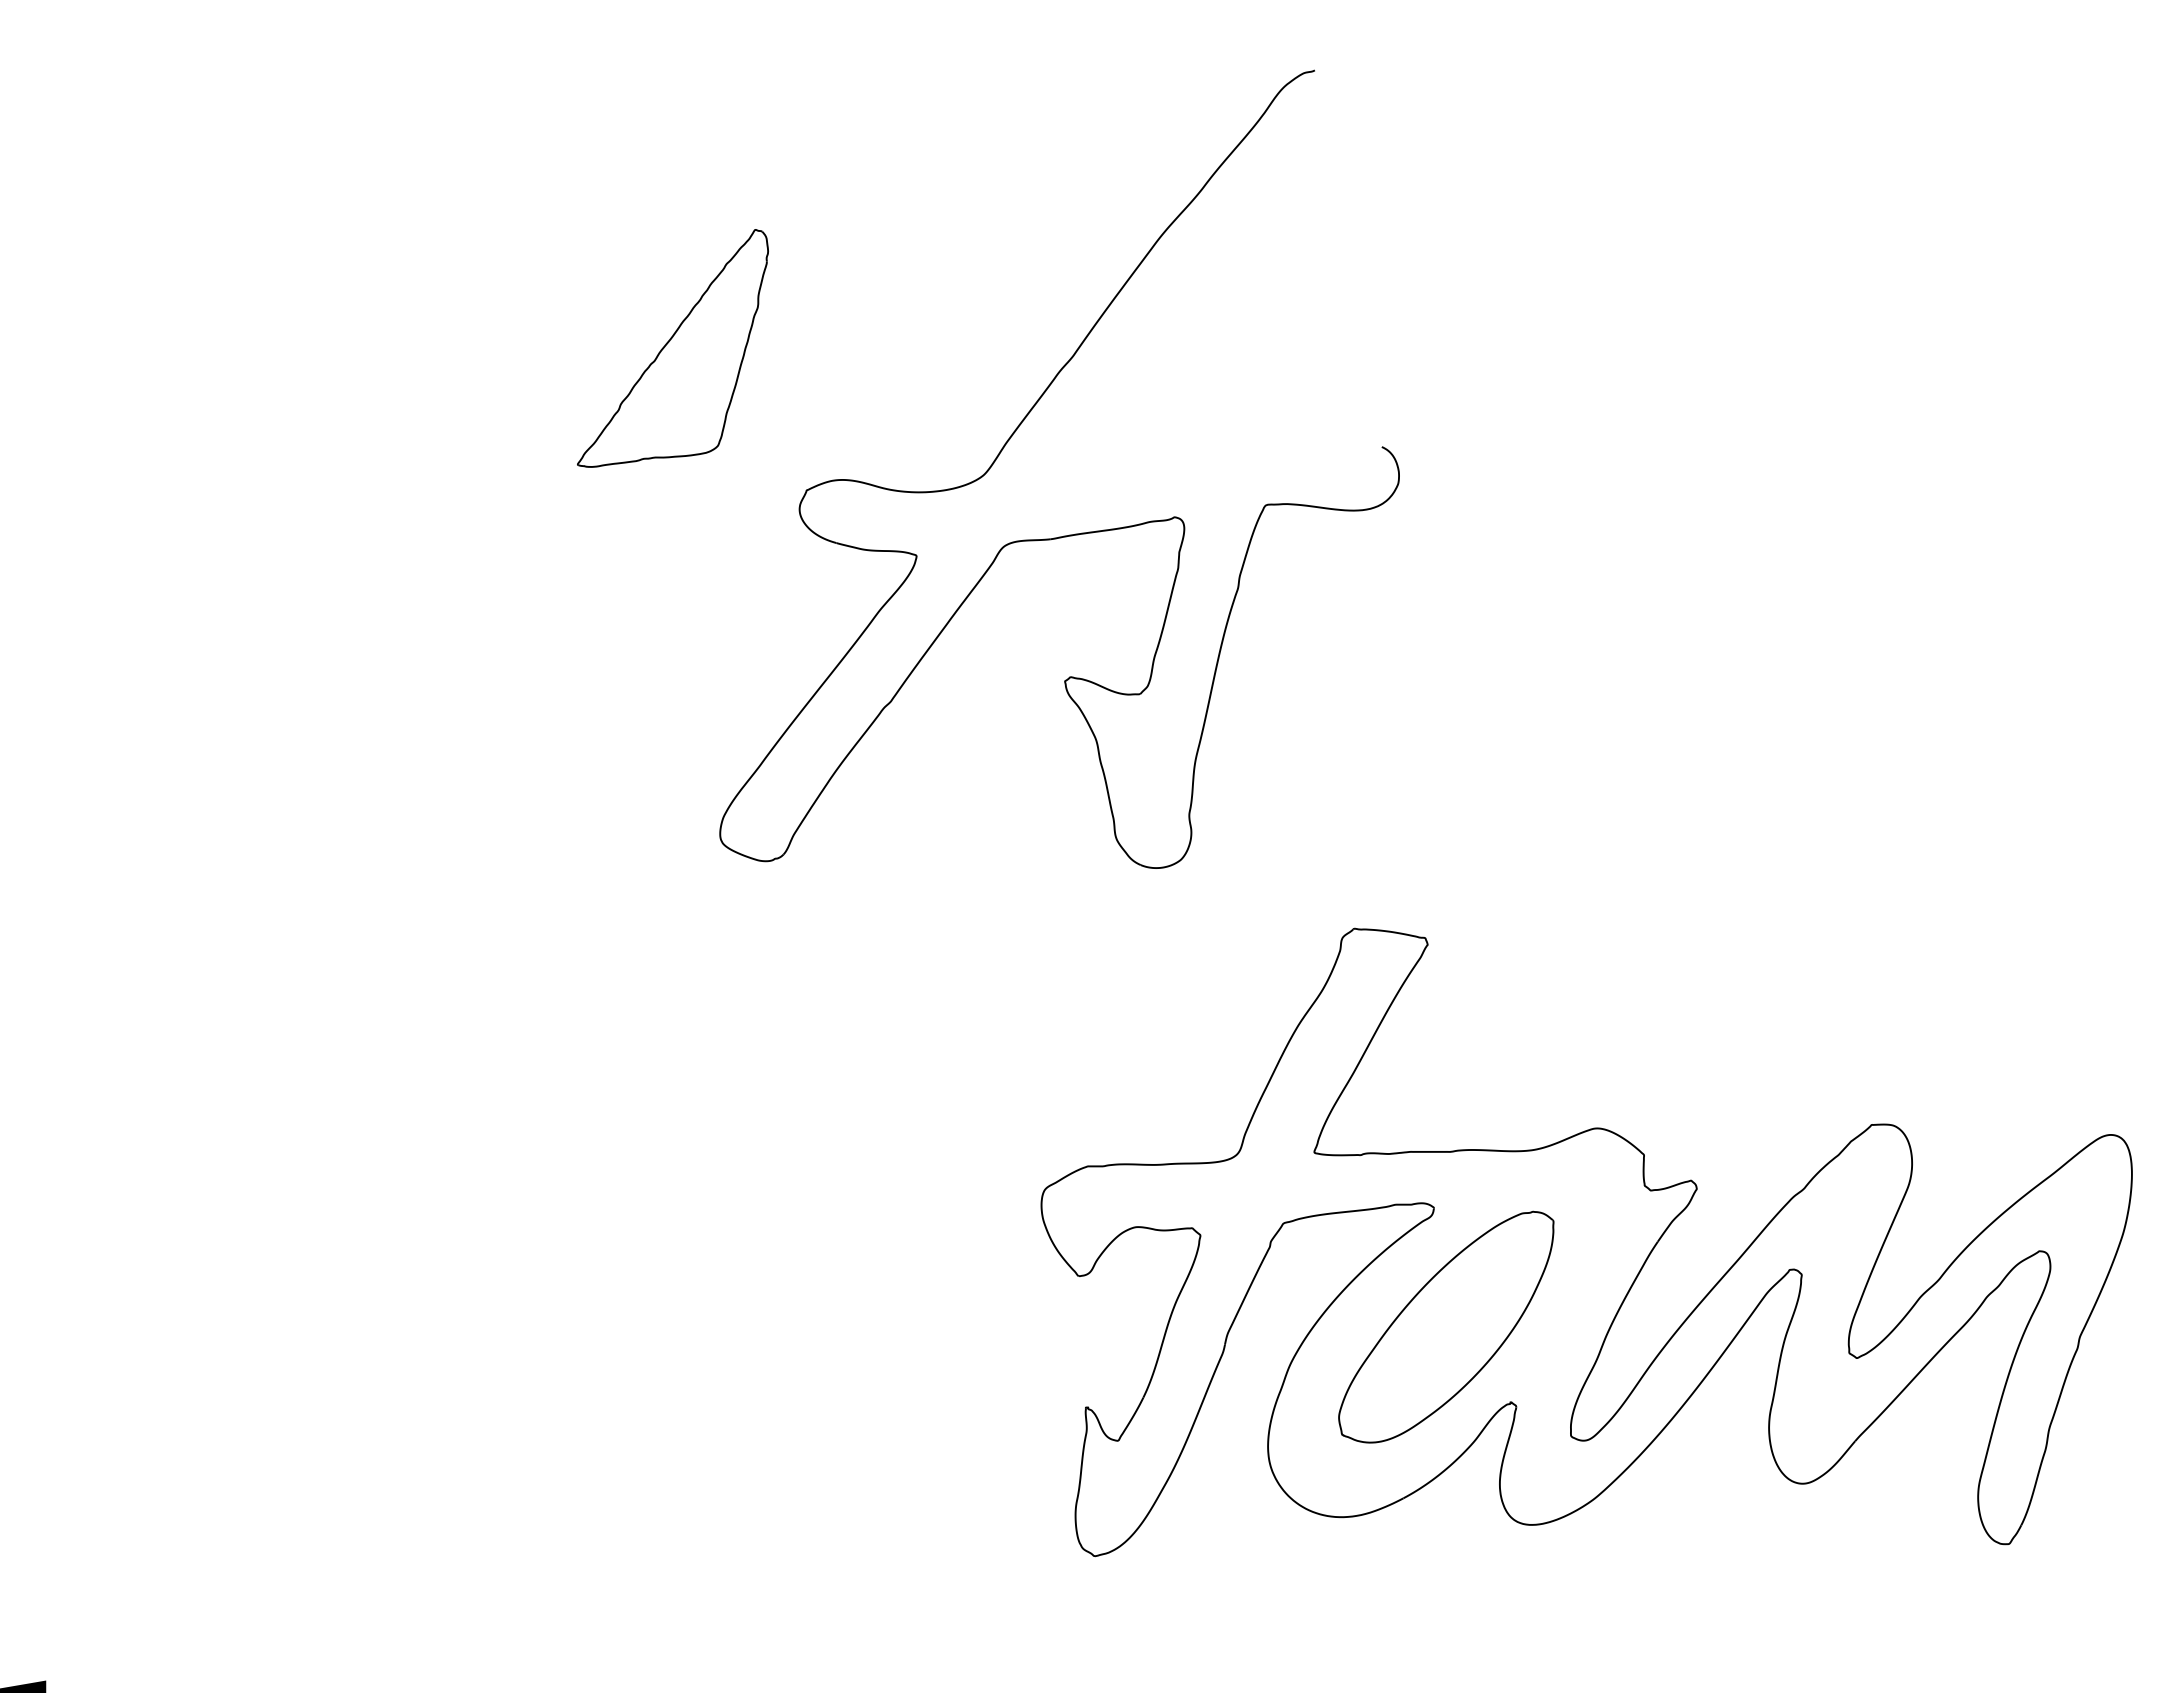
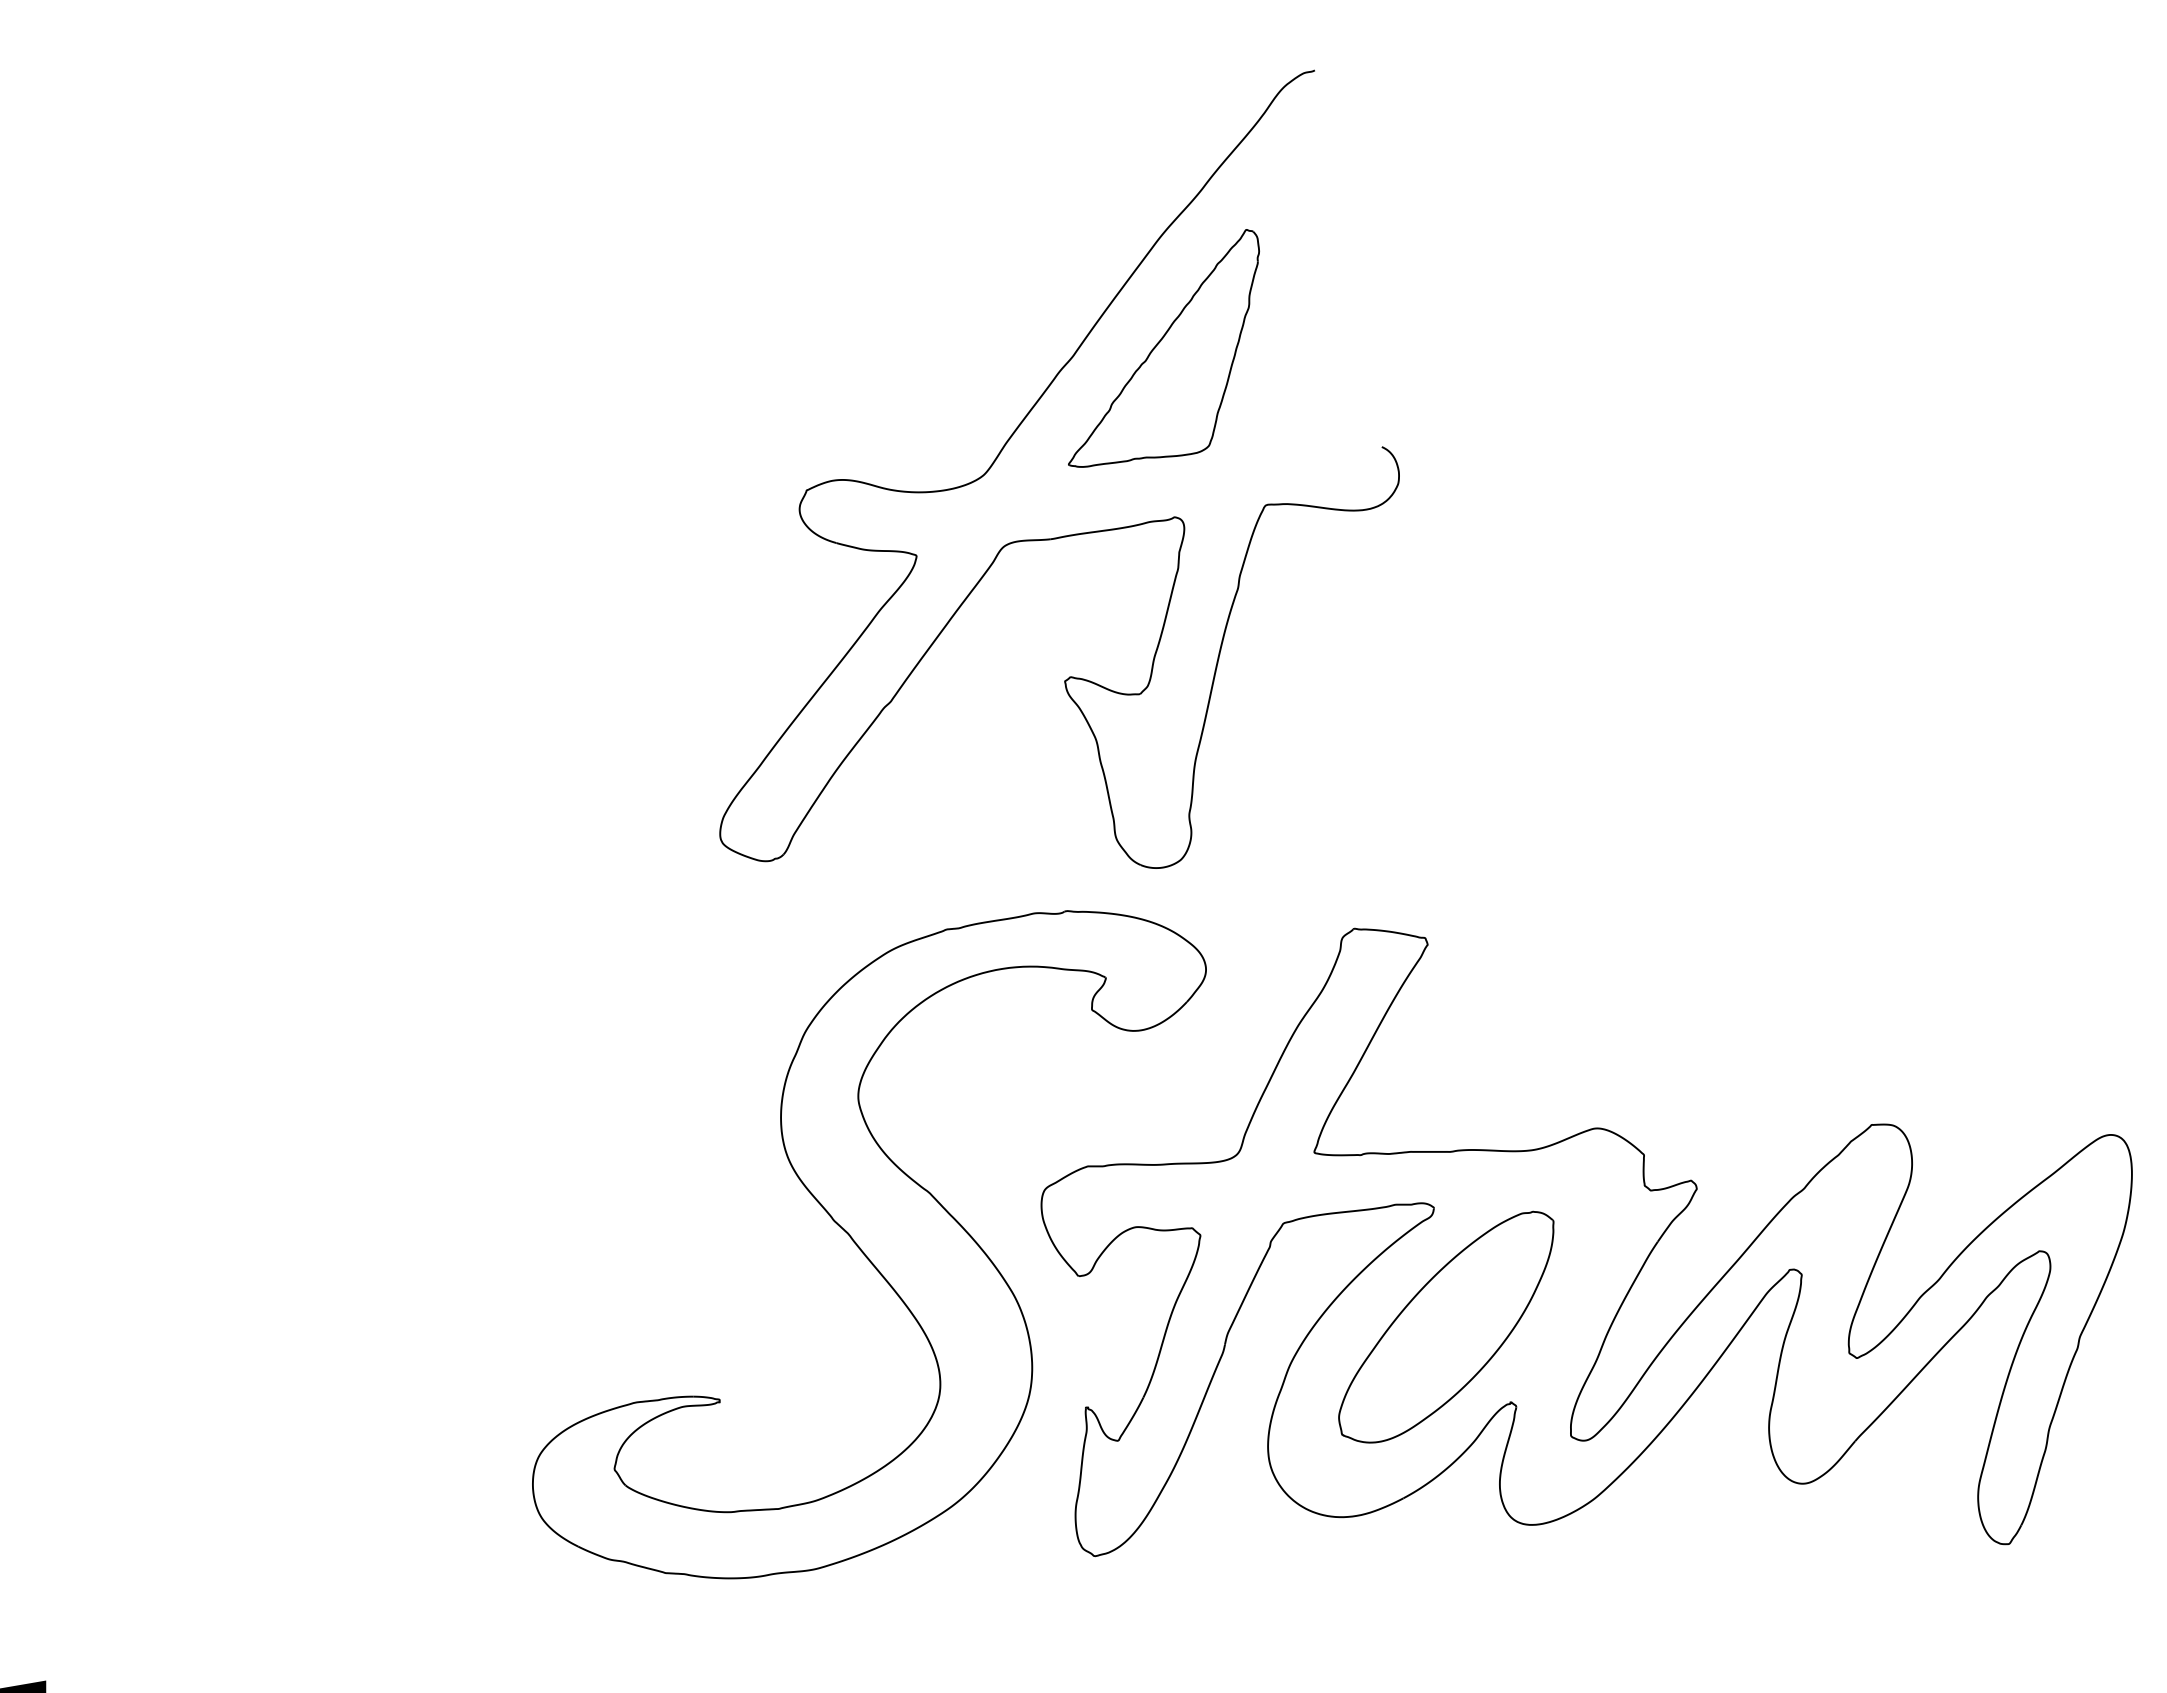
part position: (672, 348) -> (1163, 348) (1163, 348)
part: none -> present (869, 1244)
